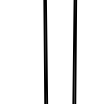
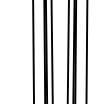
line: none -> present (33, 51)
line: none -> present (51, 51)
line: none -> present (67, 51)
line: none -> present (86, 51)
